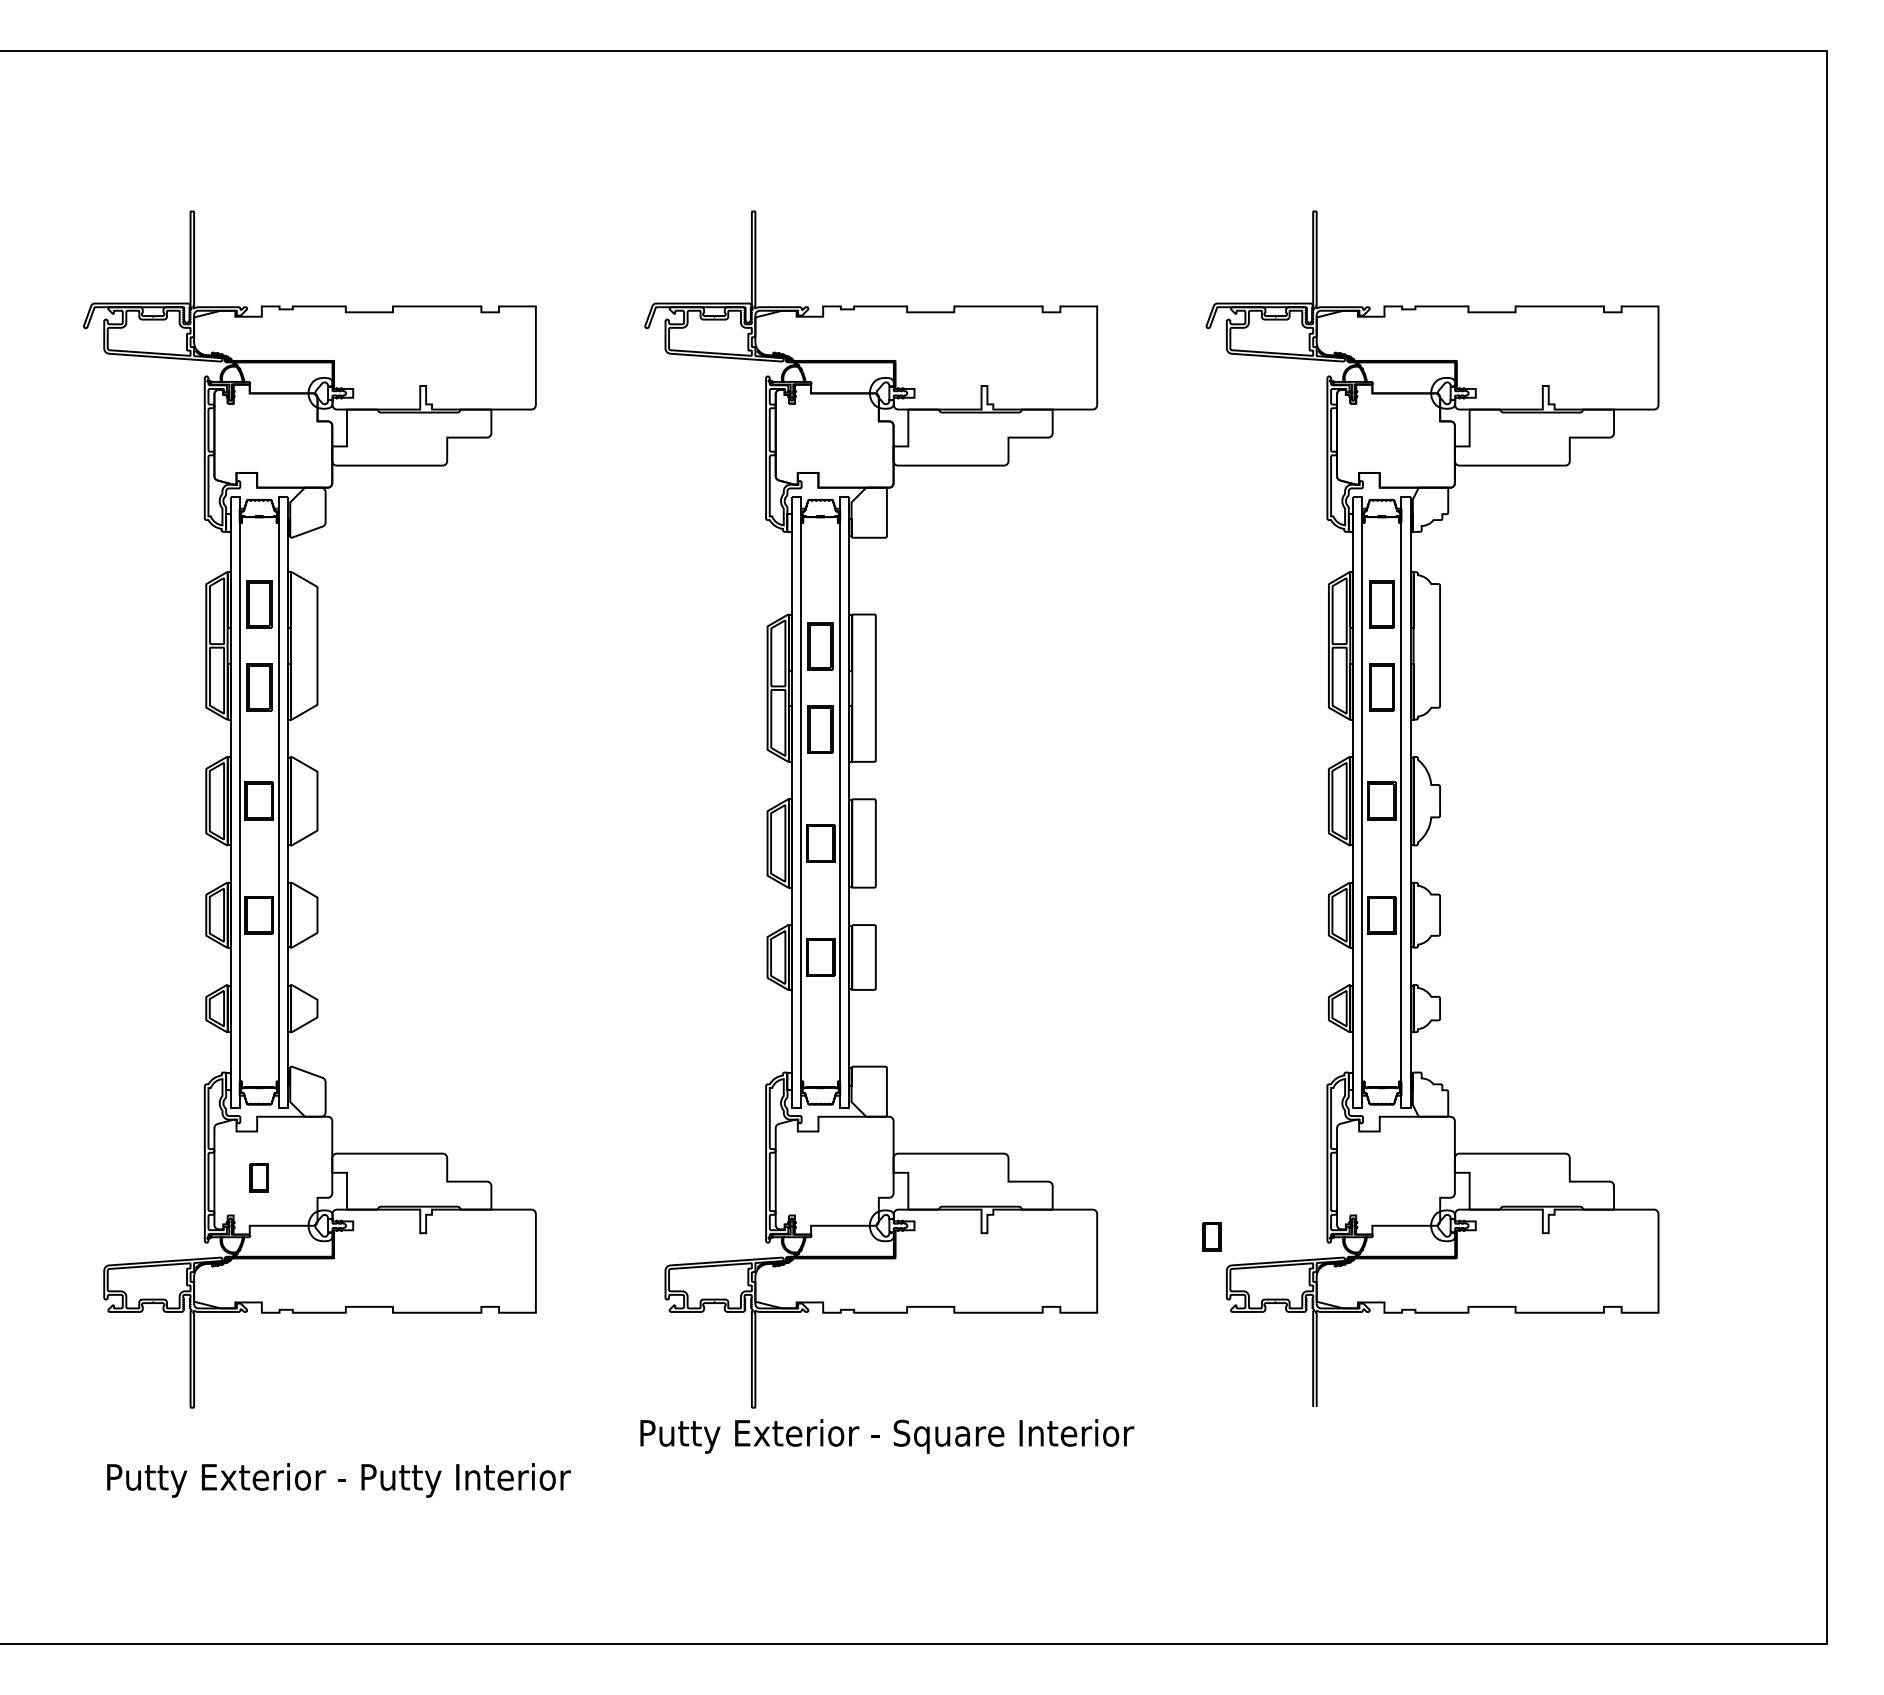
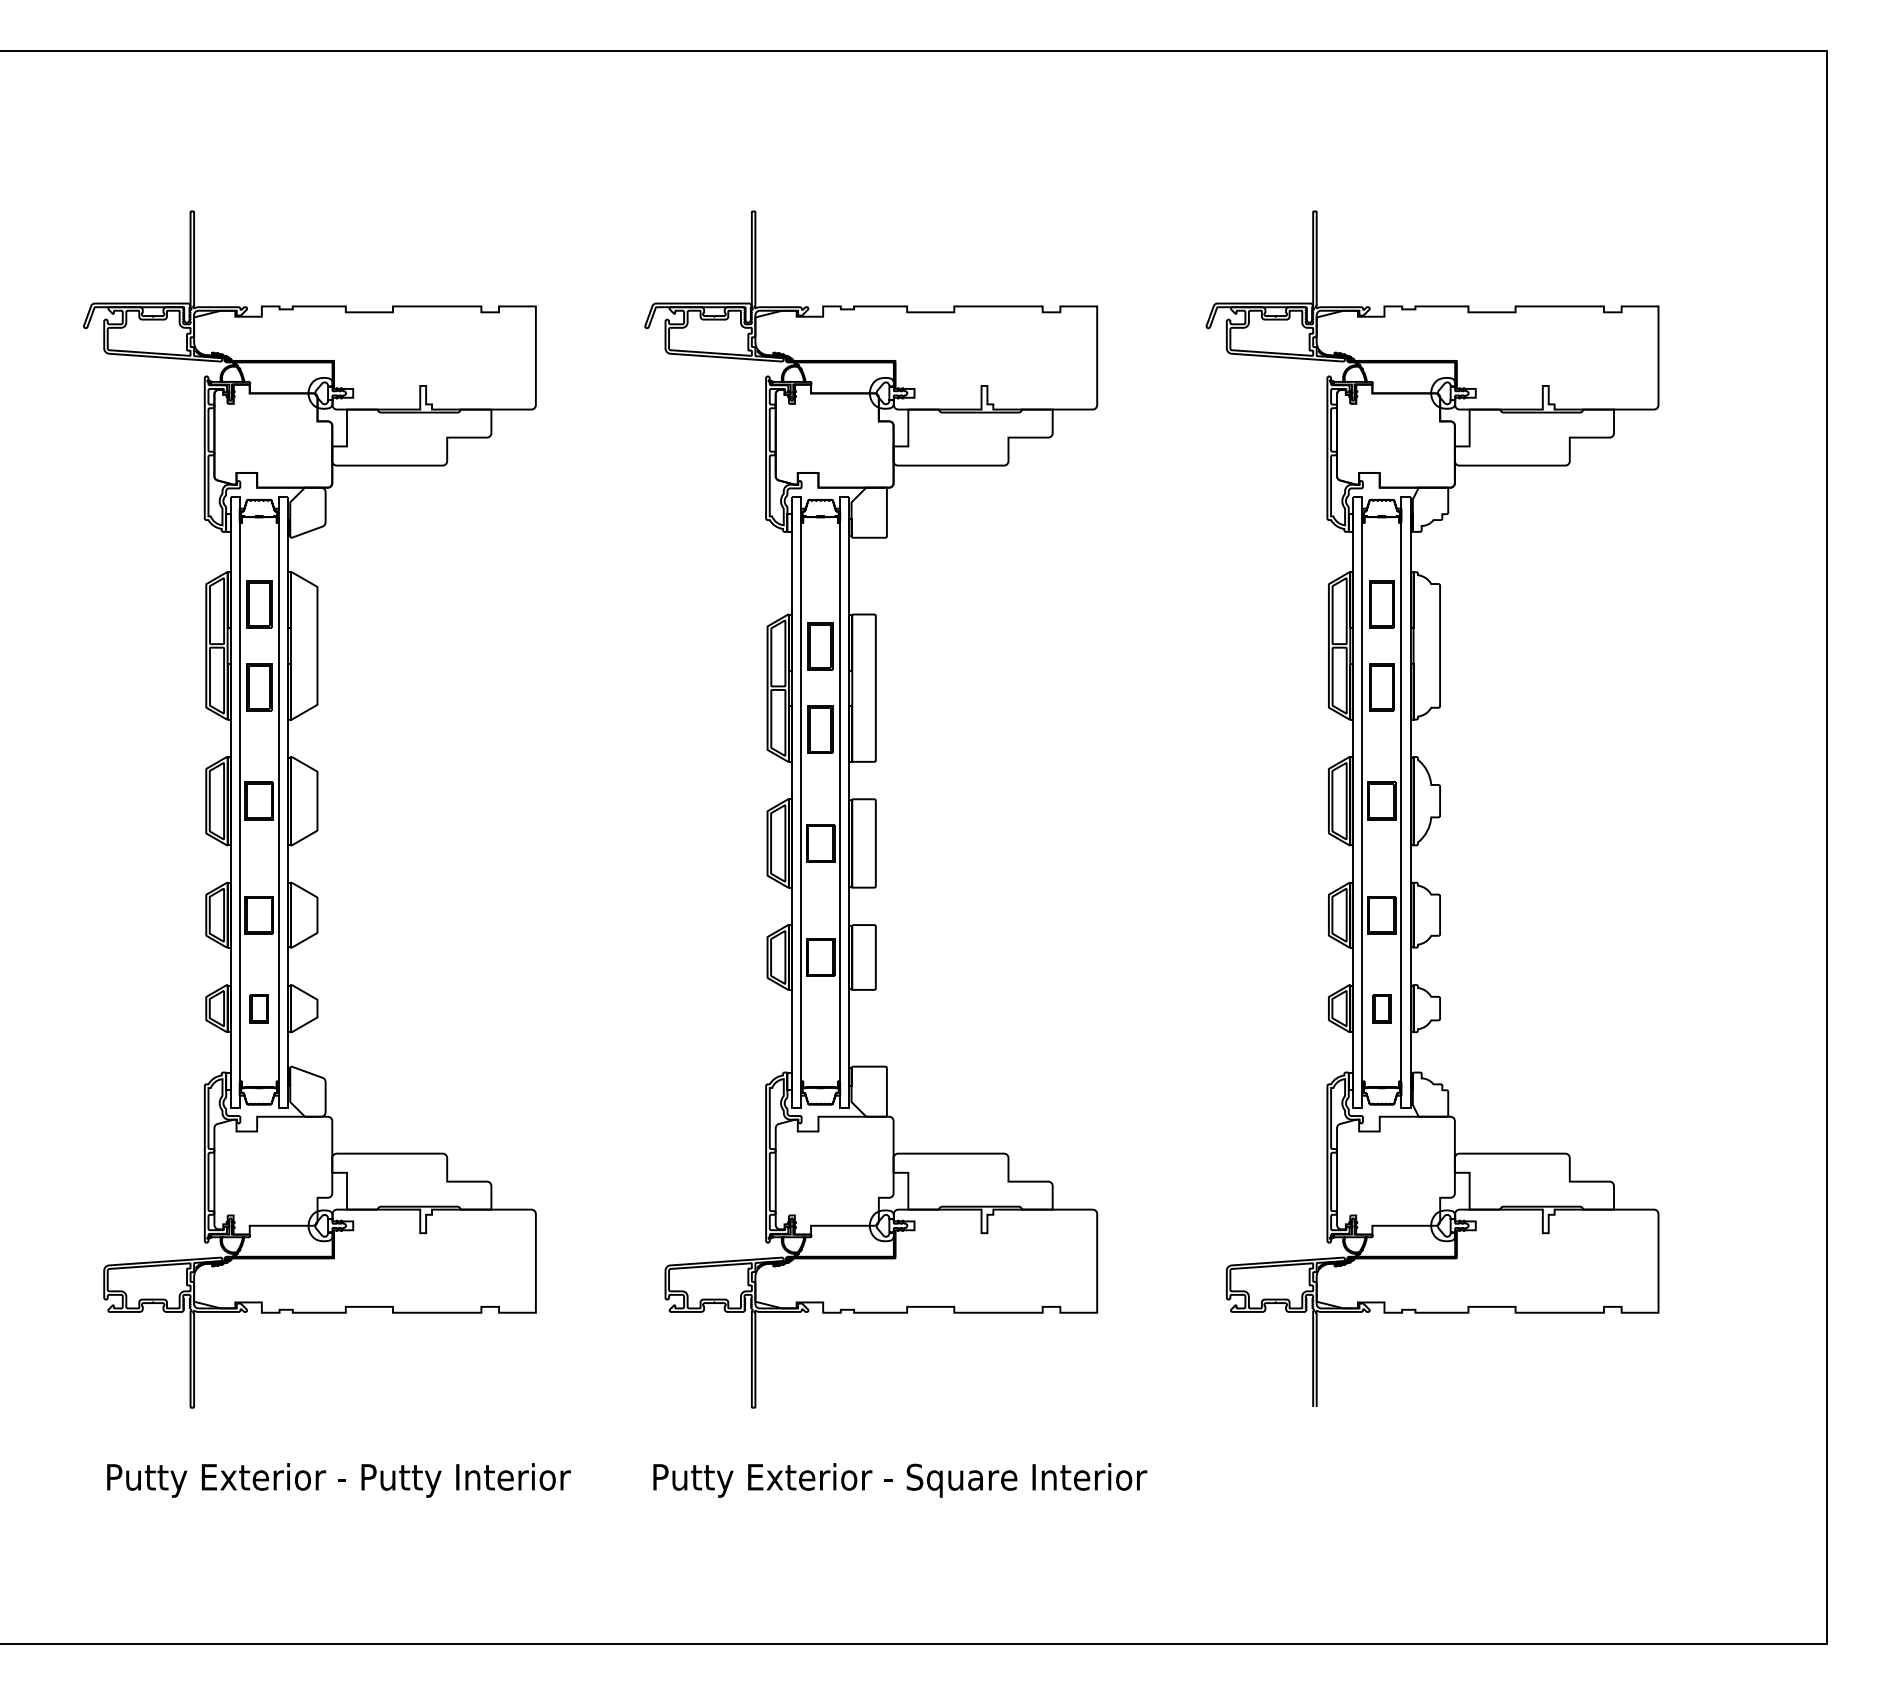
part position: (258, 1177) -> (258, 1008) (258, 1008)
part position: (1211, 1236) -> (1381, 1008) (1381, 1008)
text position: (887, 1436) -> (900, 1480) (900, 1480)
